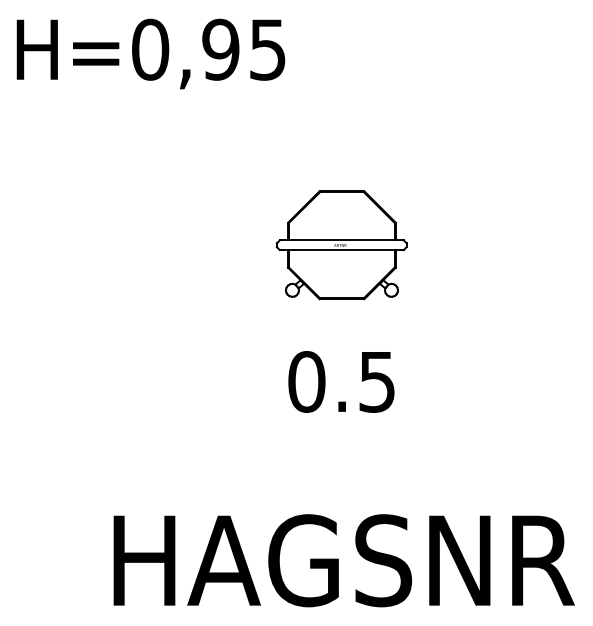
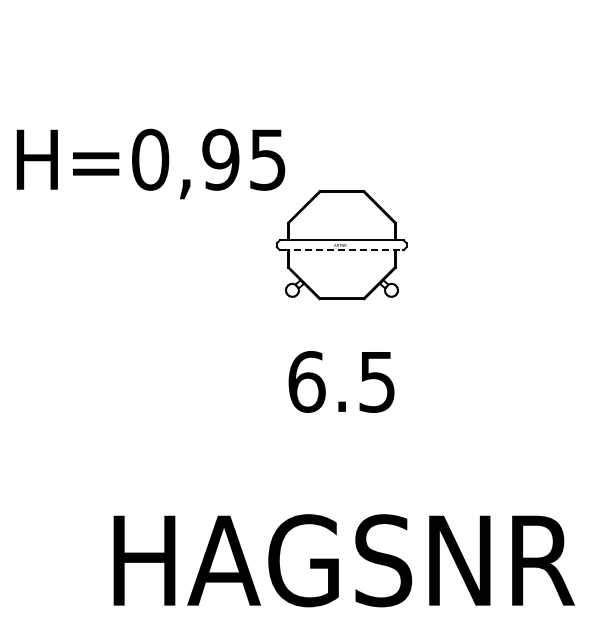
text position: (150, 53) -> (150, 163) (150, 163)
line: solid -> dashed (343, 250)
text: 0.5 -> 6.5 (306, 381)
